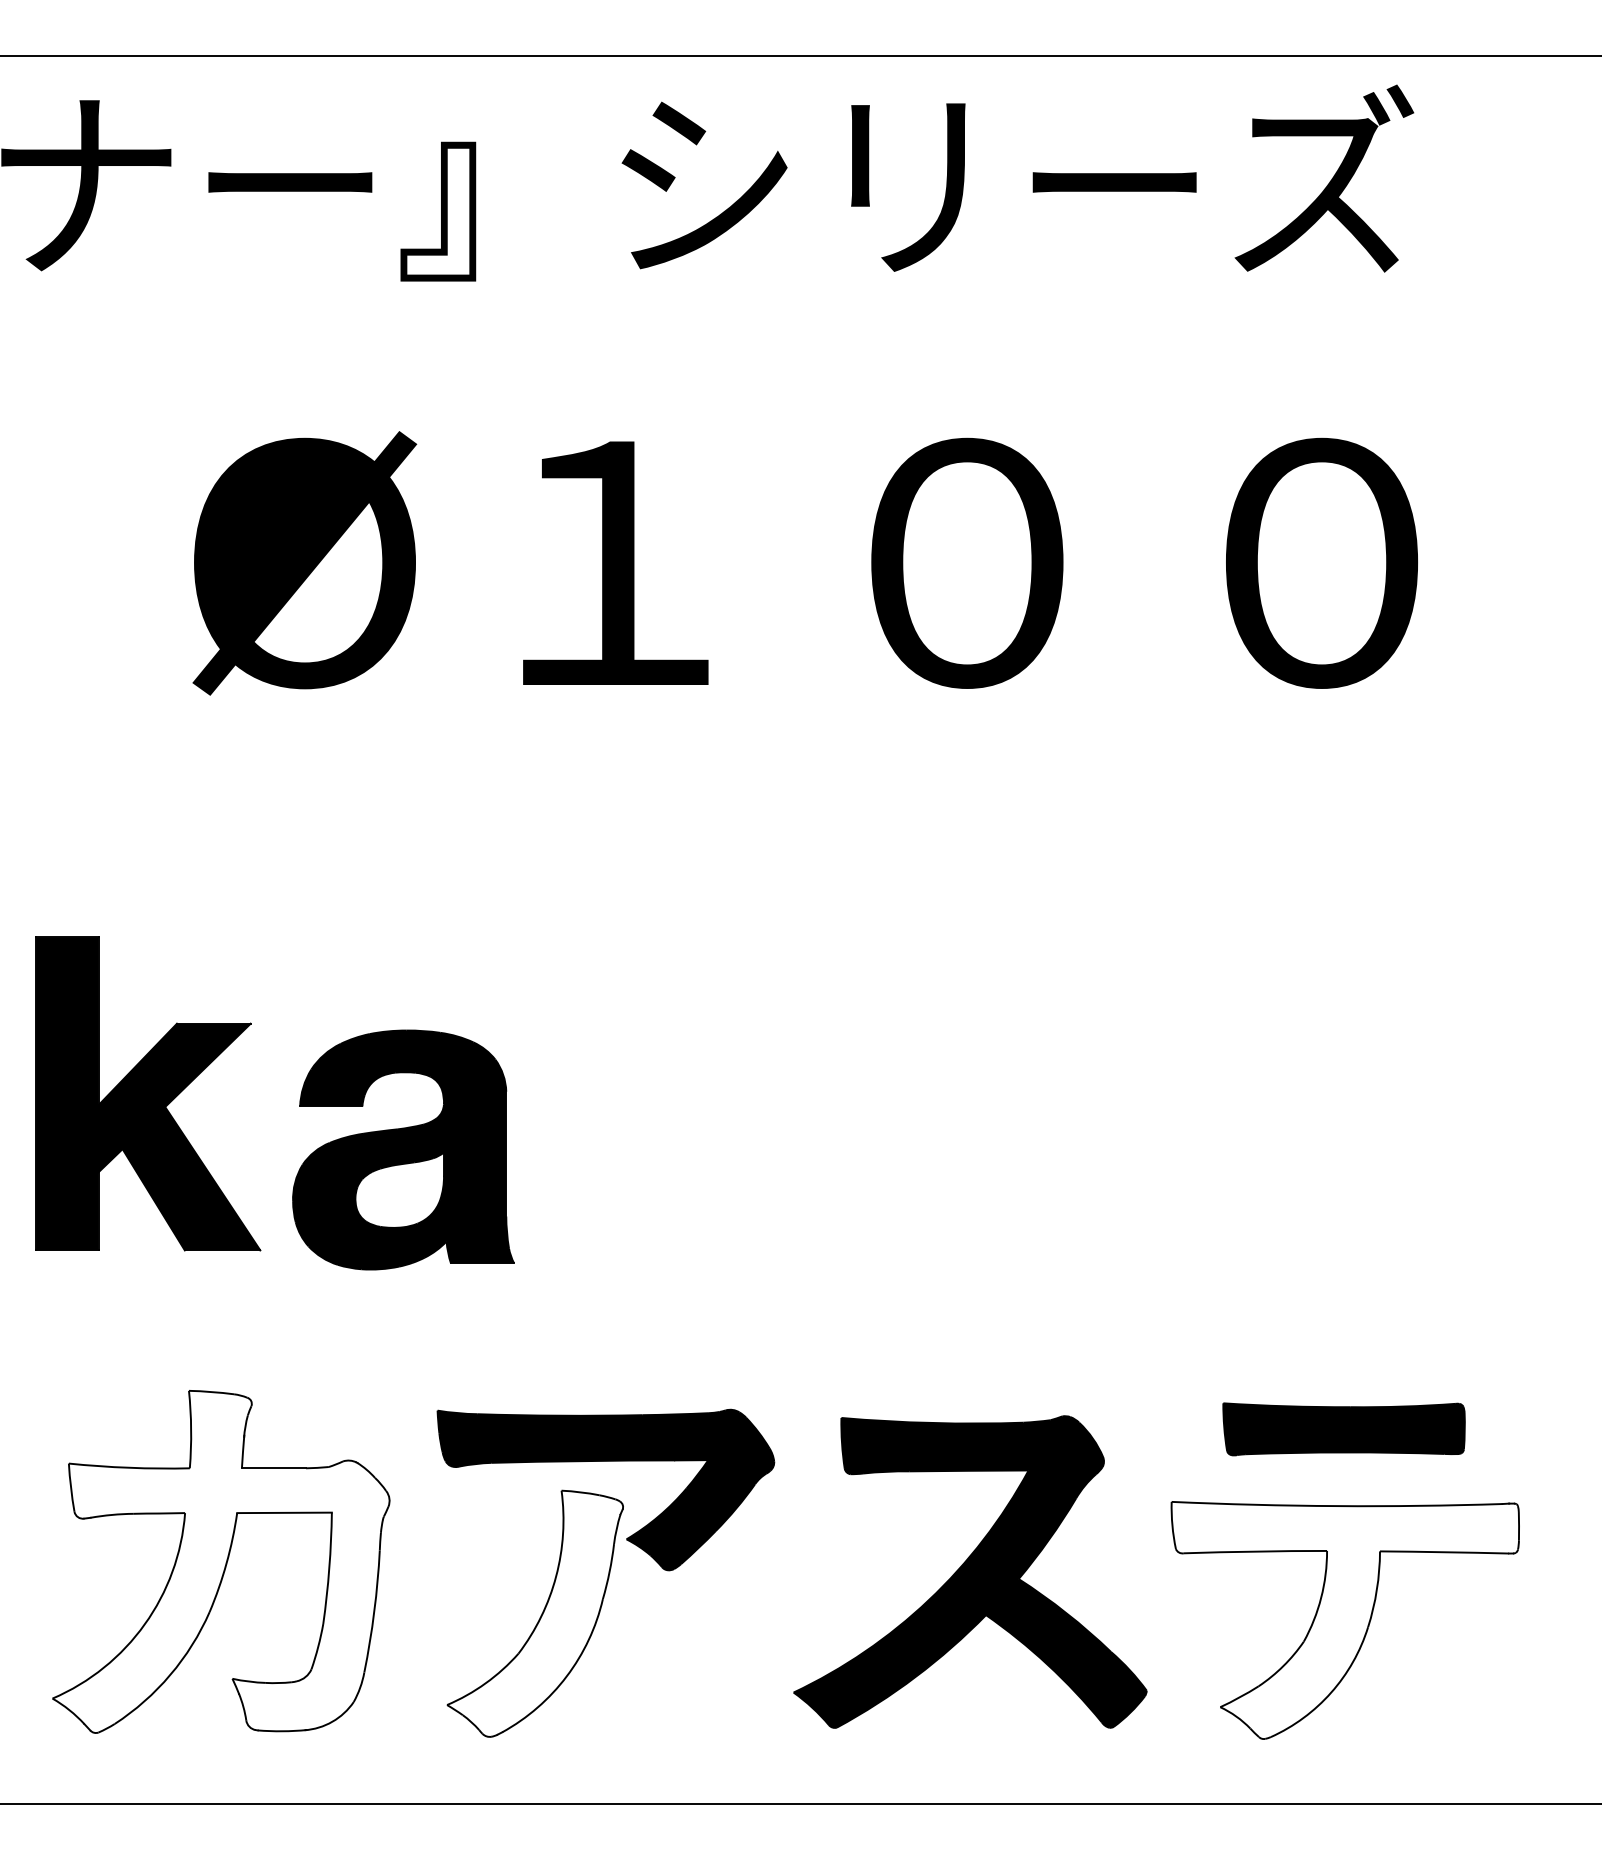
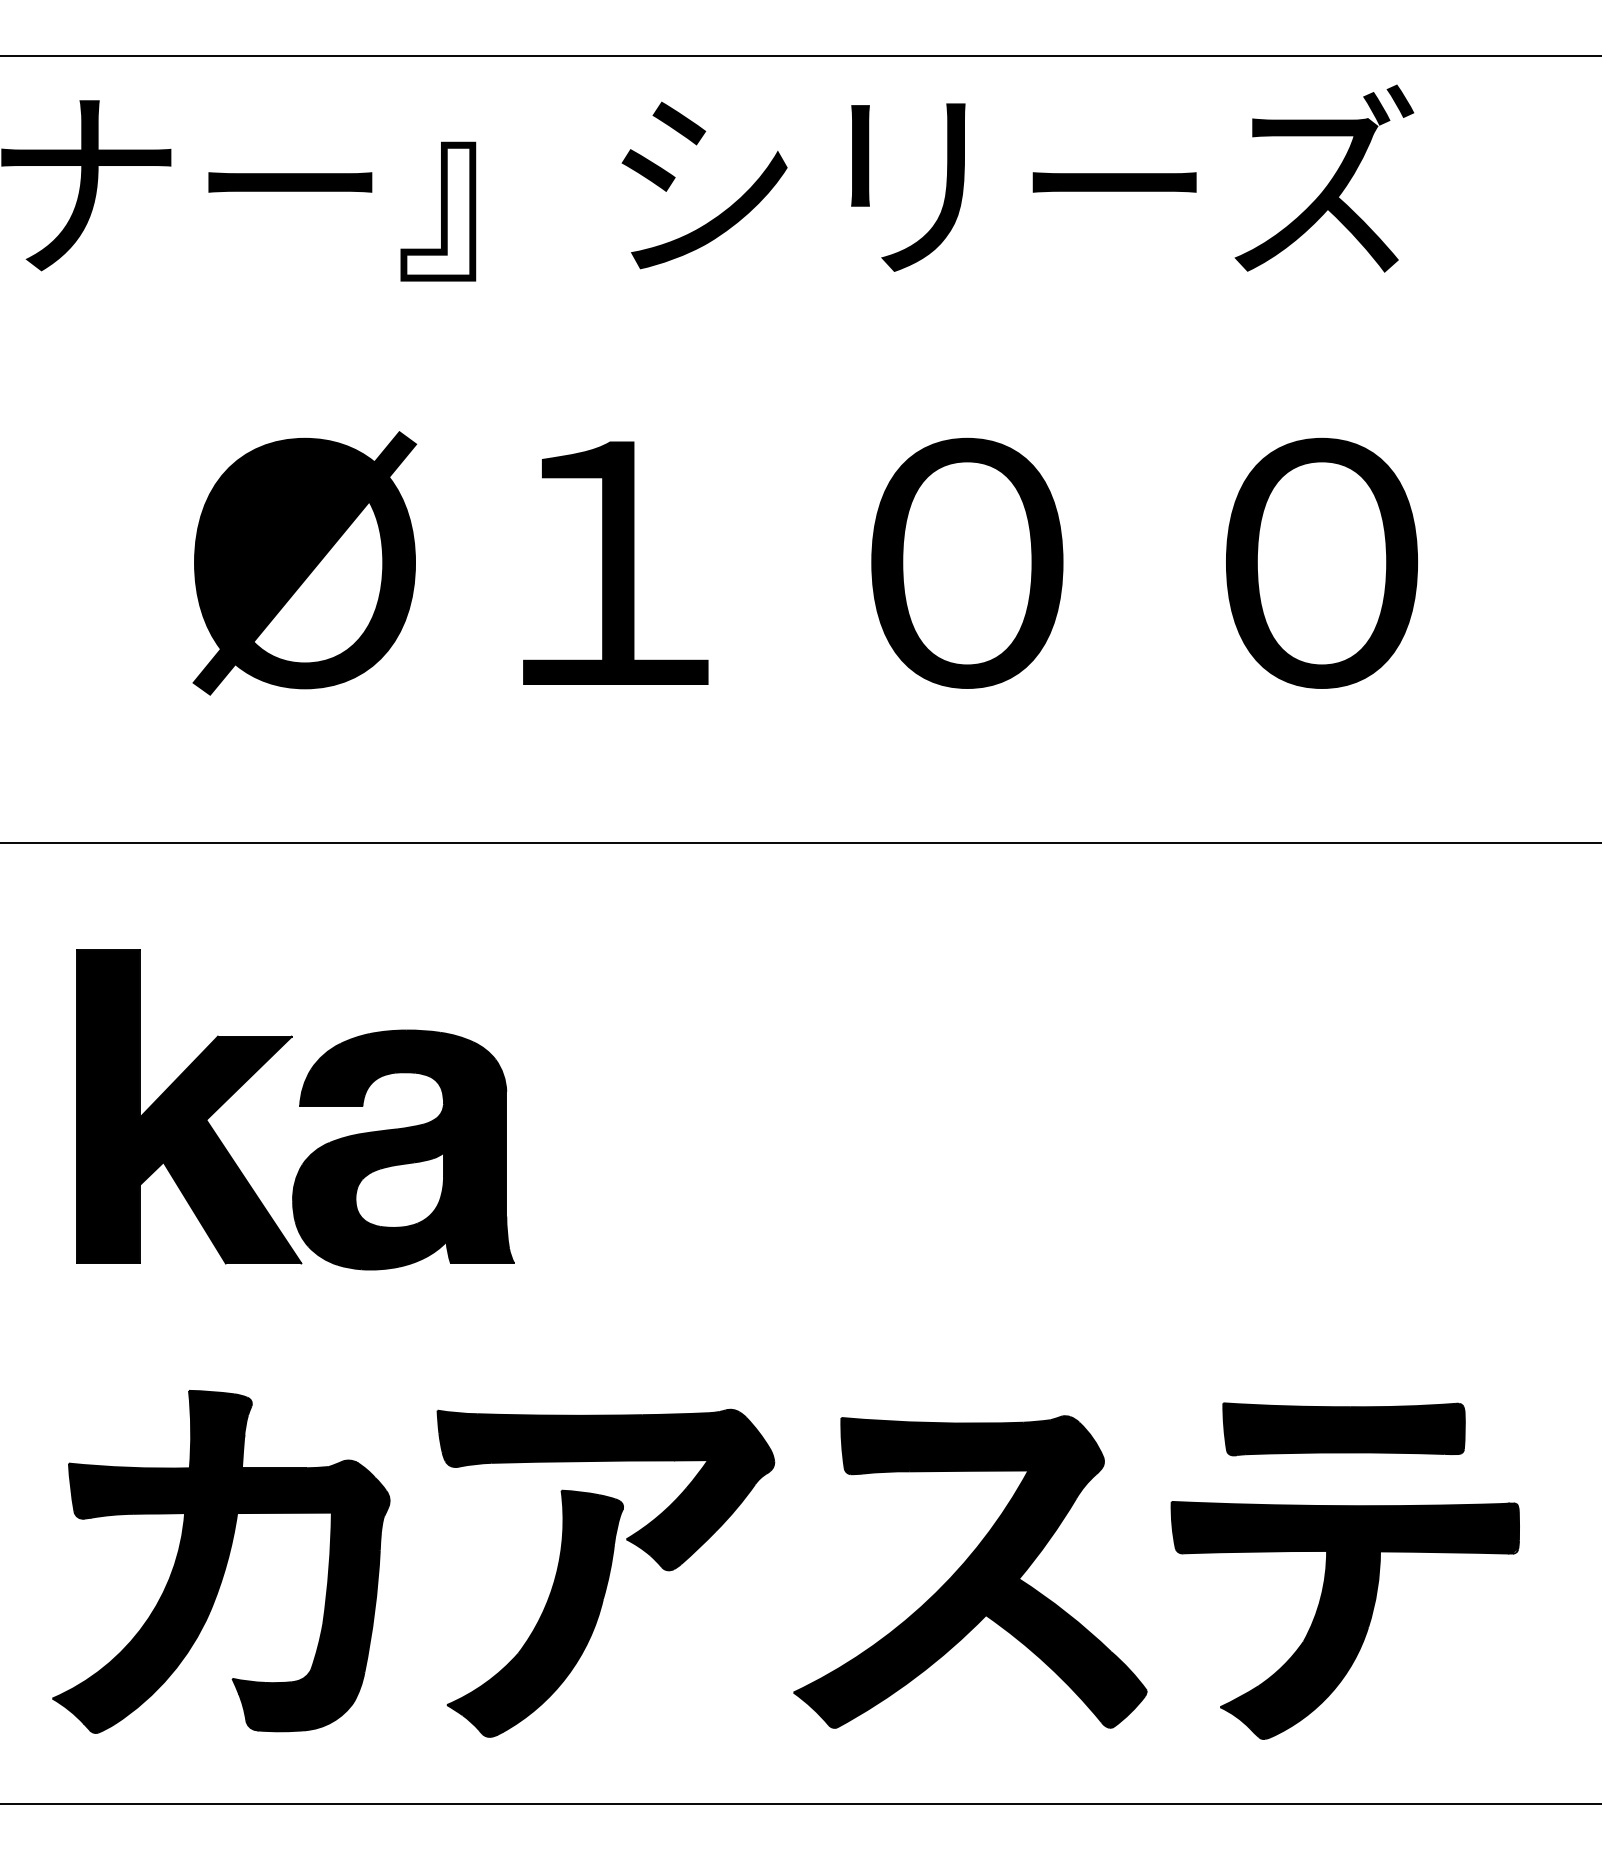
line: none -> present (800, 842)
part position: (148, 1093) -> (189, 1106) (189, 1106)
fill: none -> present (220, 1561)
fill: none -> present (535, 1613)
fill: none -> present (1345, 1620)
